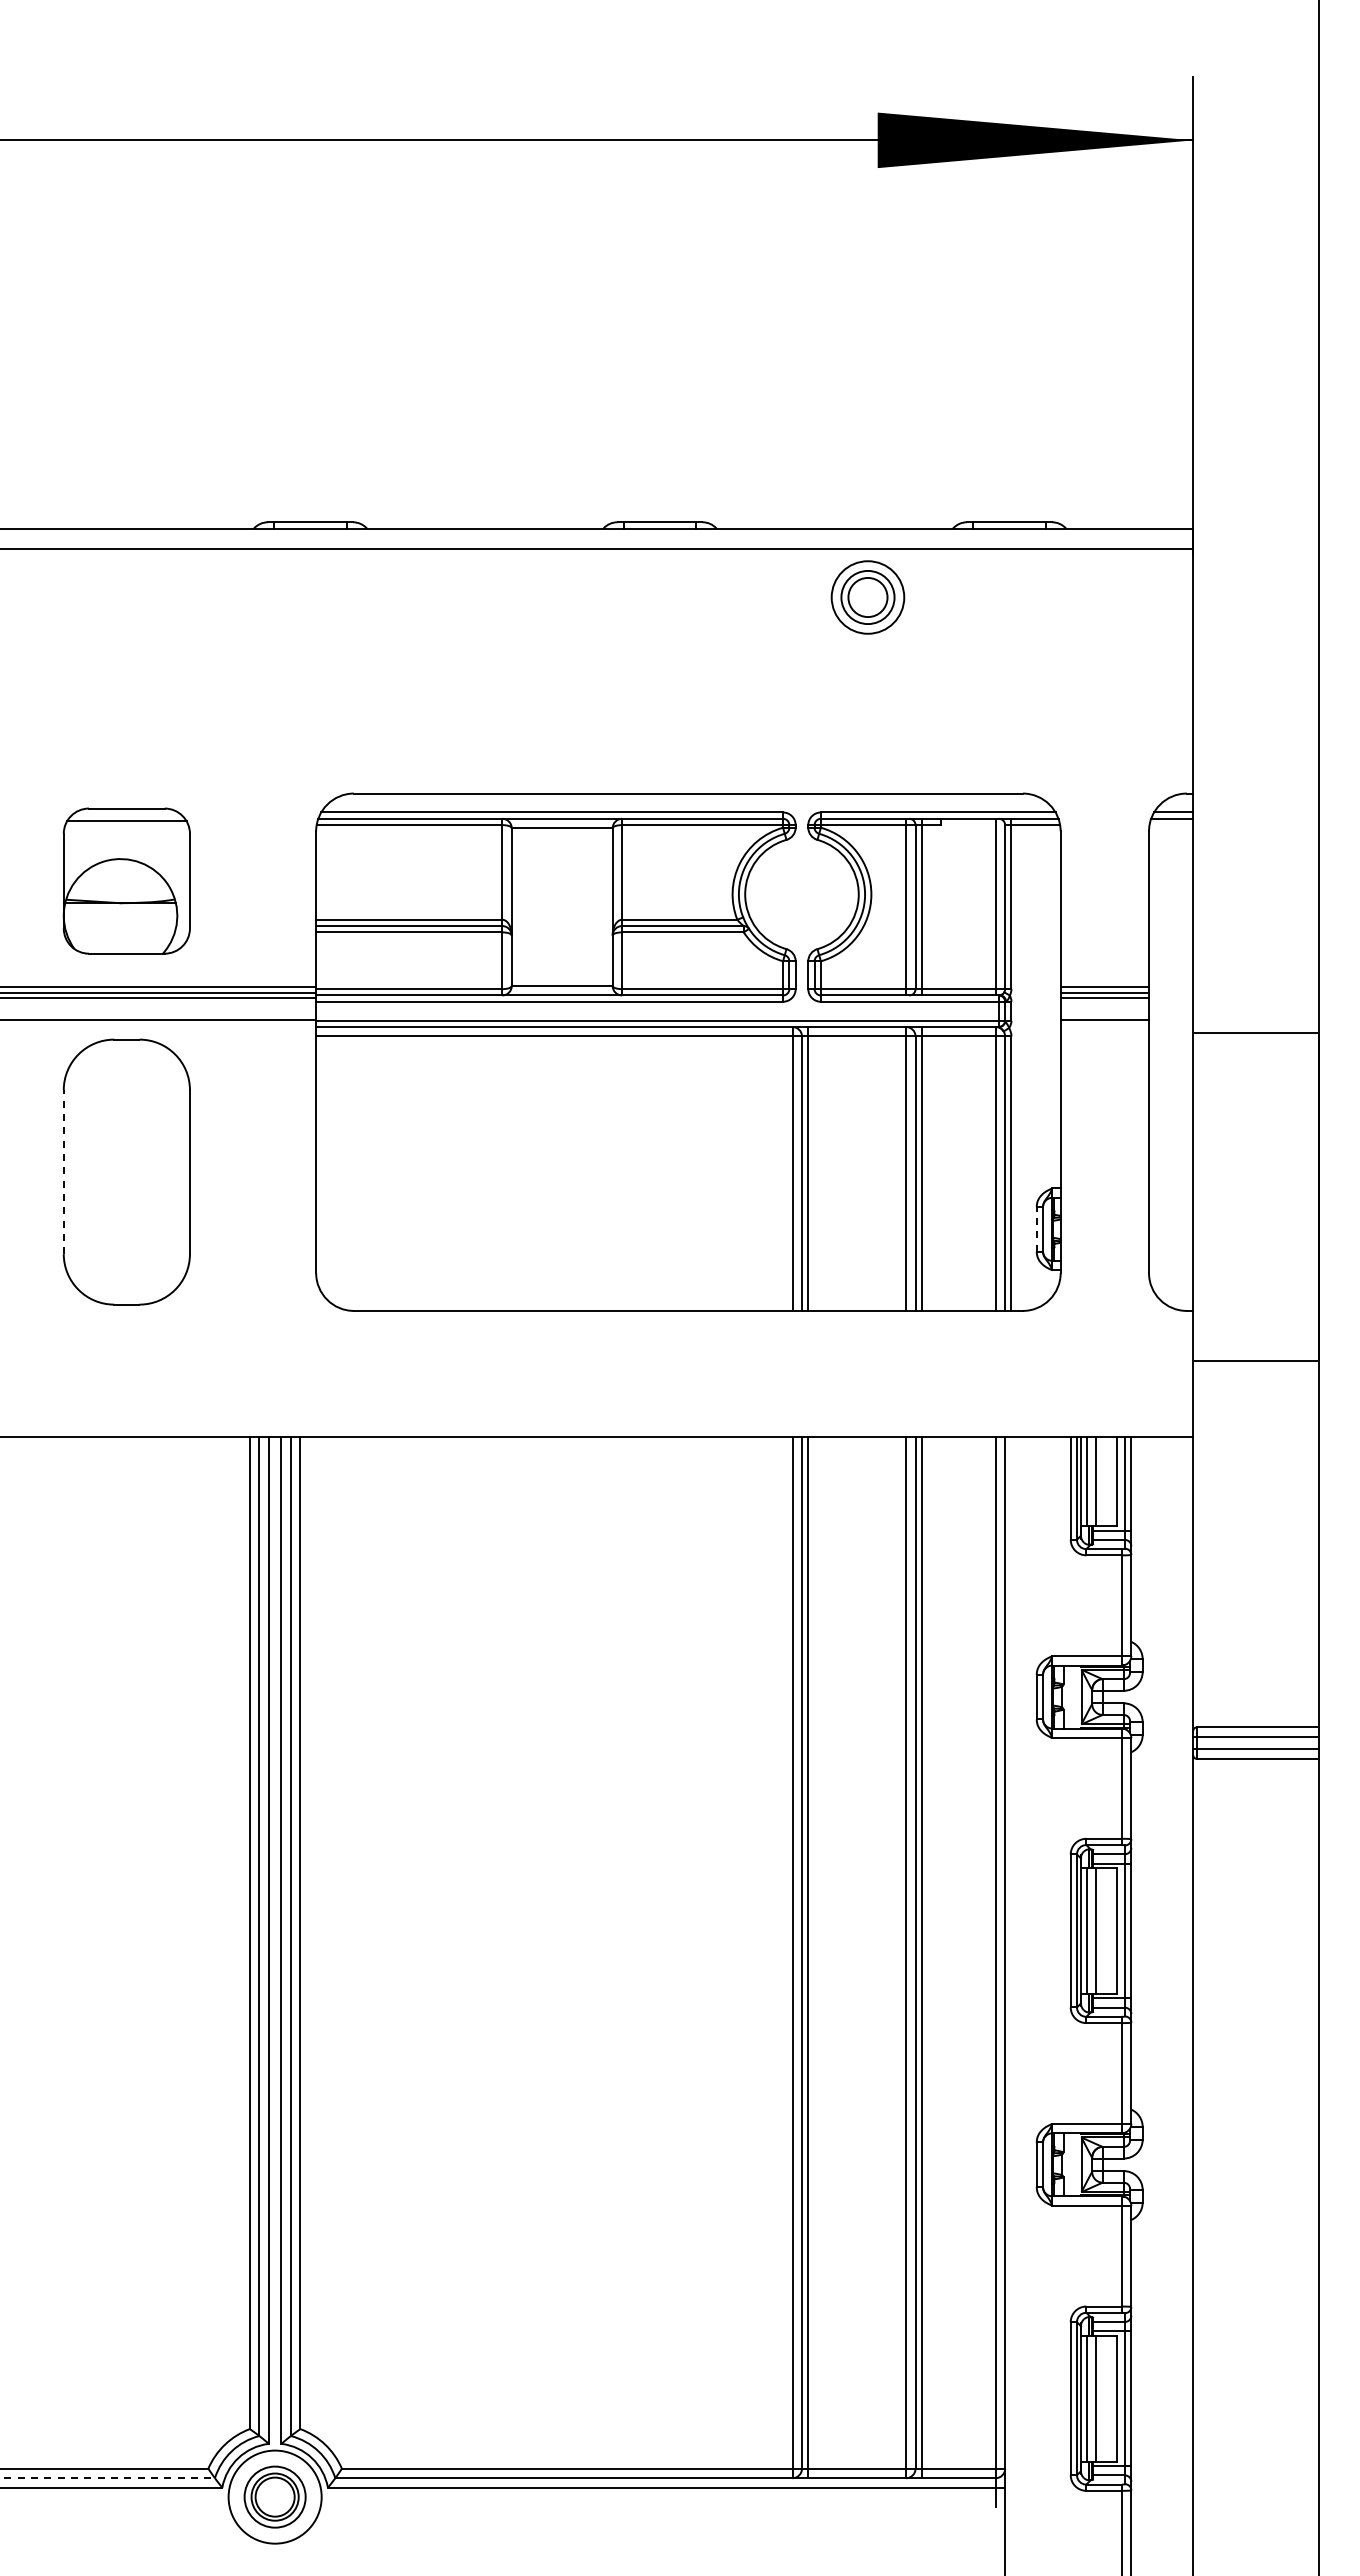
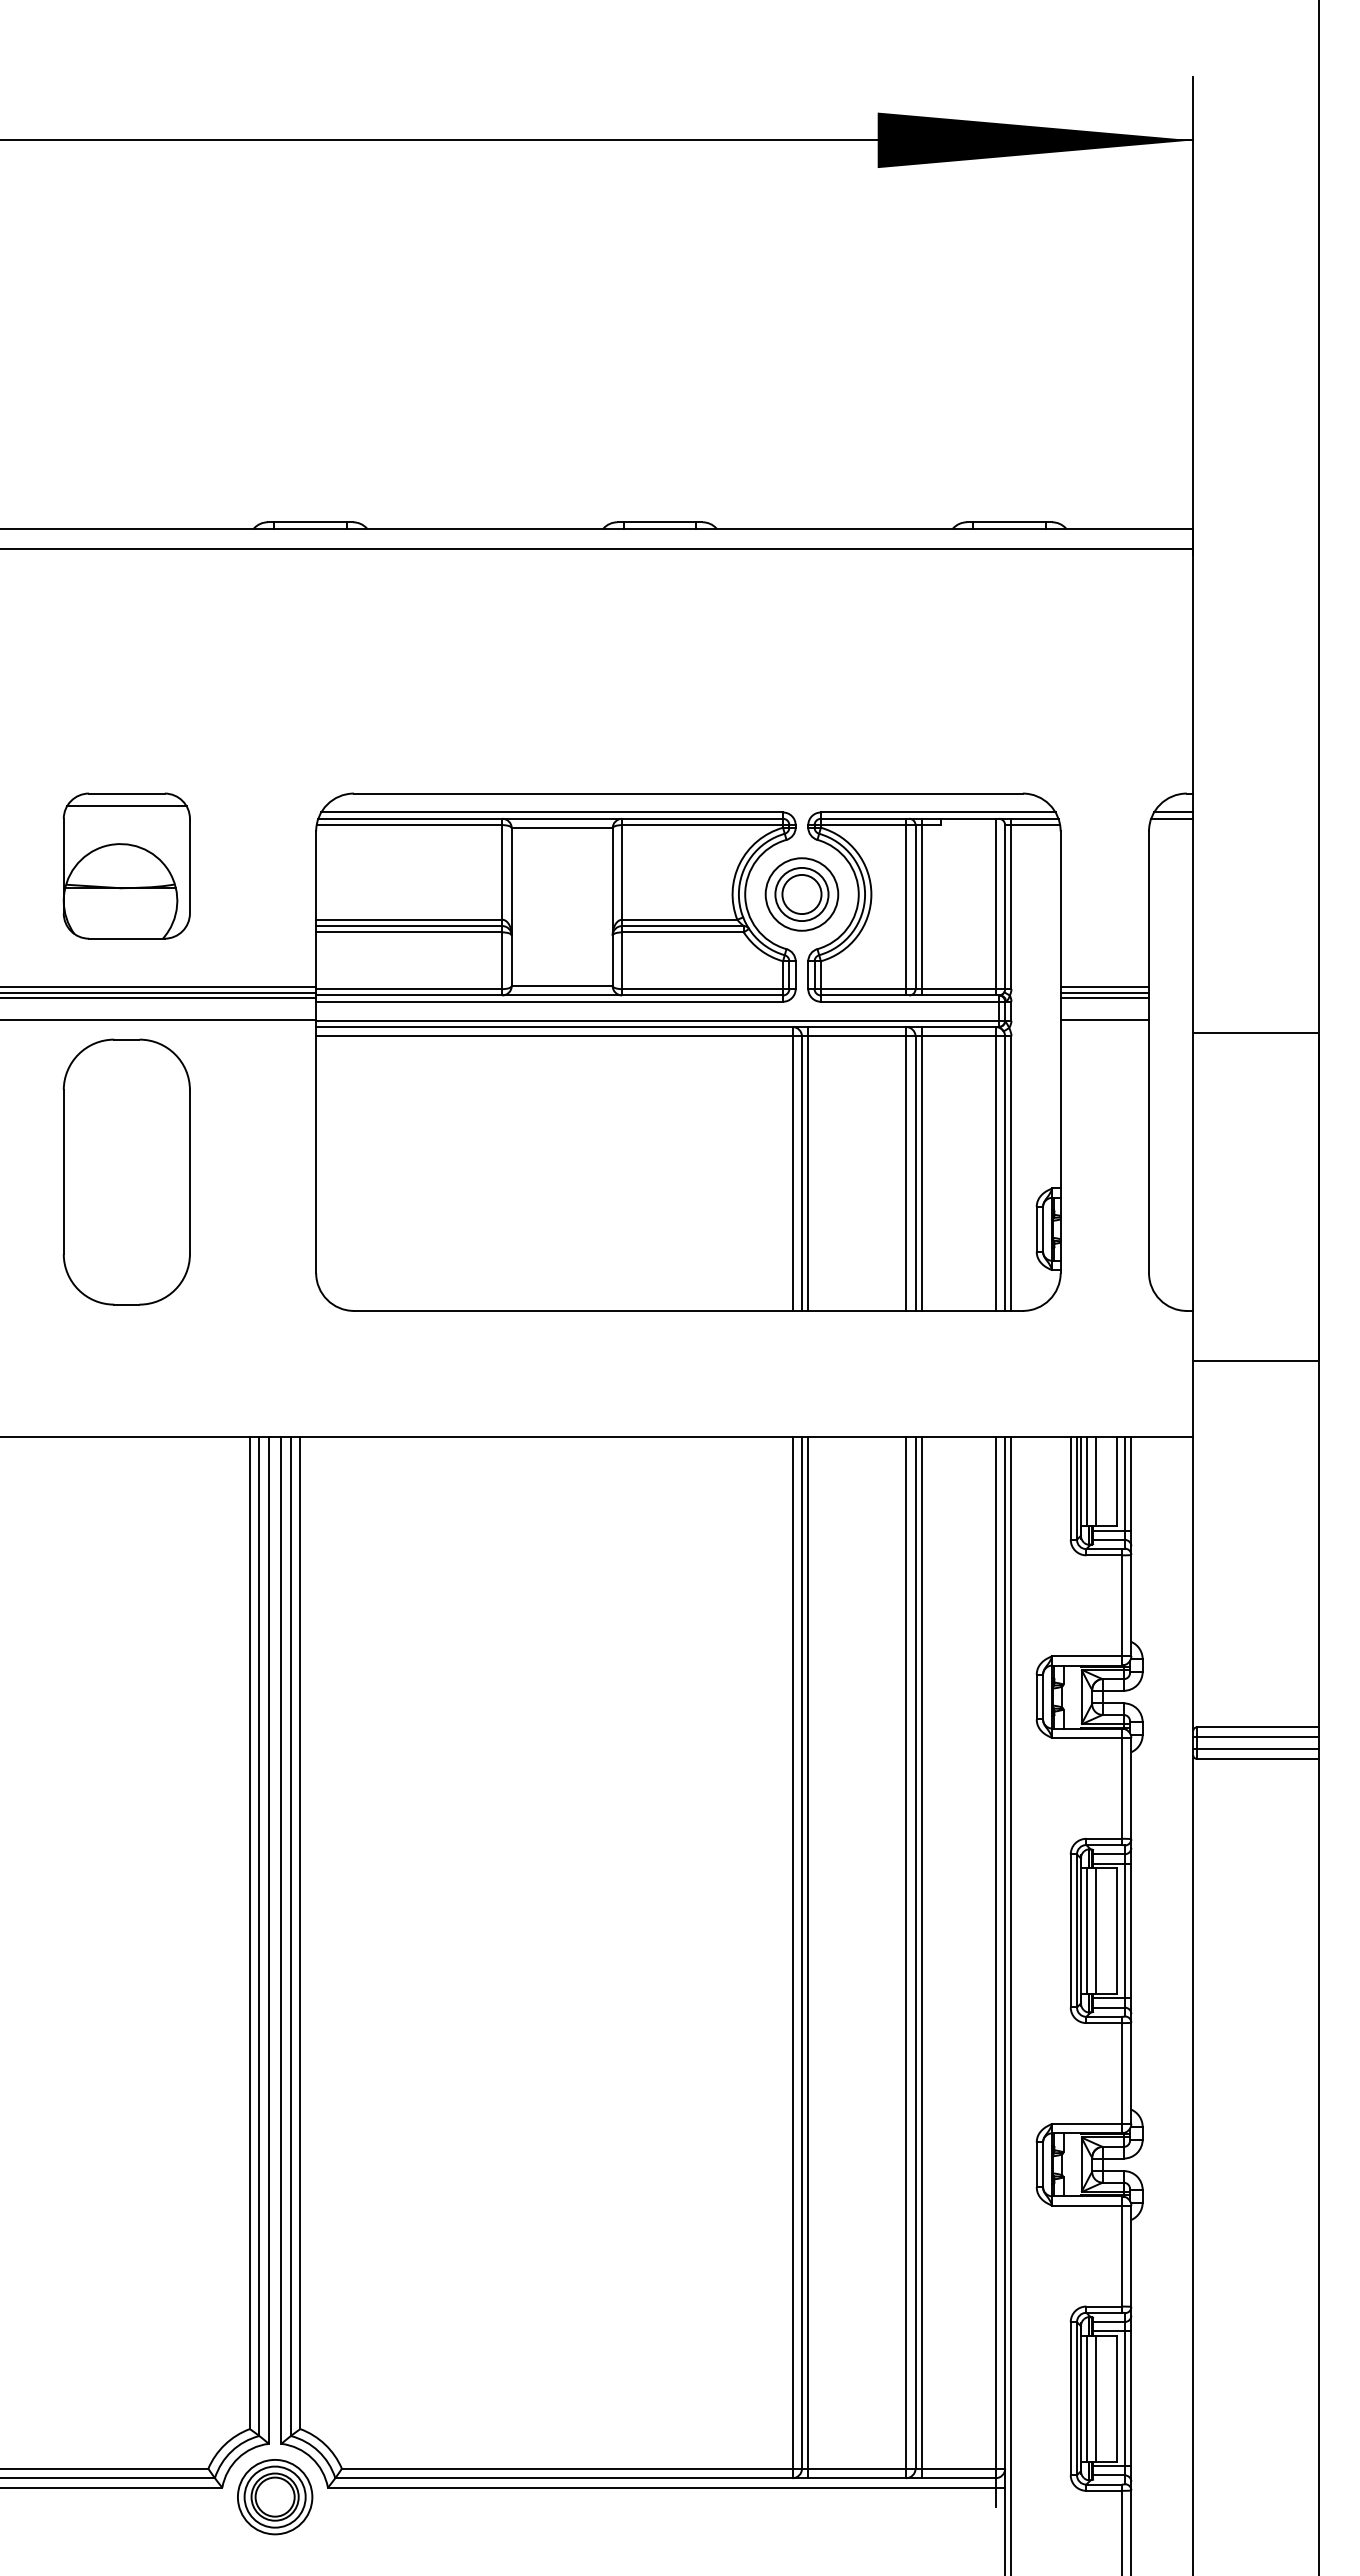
part position: (867, 597) -> (801, 894) (801, 894)
part position: (126, 880) -> (126, 865) (126, 865)
line: dashed -> solid (63, 1171)
line: dashed -> solid (1036, 1228)
line: none -> present (1011, 2004)
line: dashed -> solid (107, 2478)
circle diameter: 93 px -> 74 px (274, 2496)
